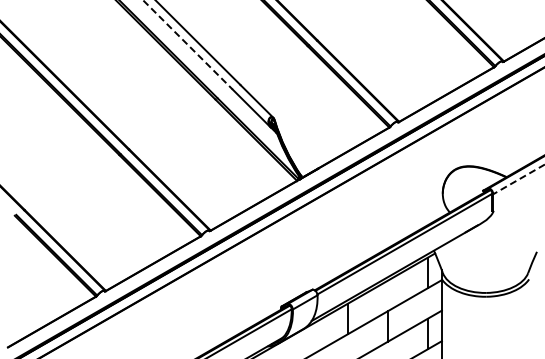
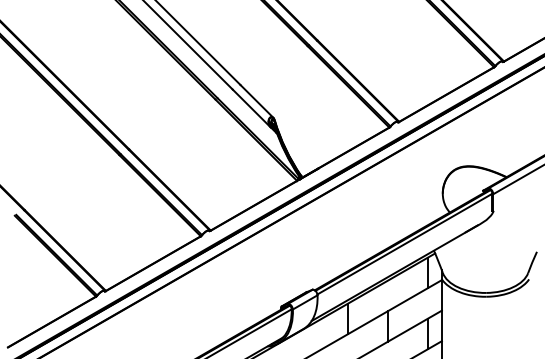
line: dashed -> solid (188, 45)
line: dashed -> solid (518, 179)
